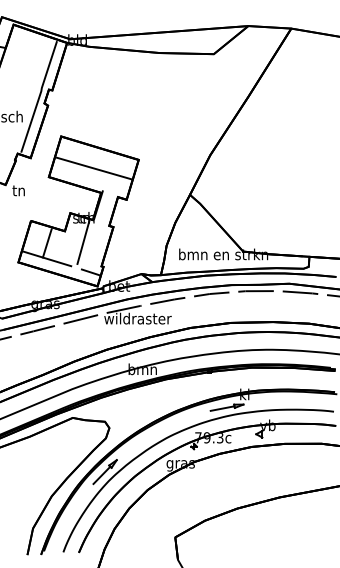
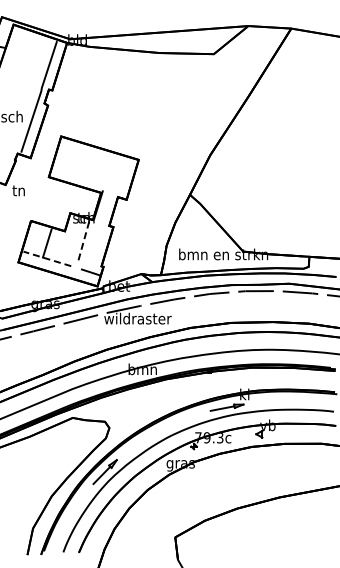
line: present -> none (93, 168)
line: solid -> dashed (83, 242)
line: solid -> dashed (47, 258)
